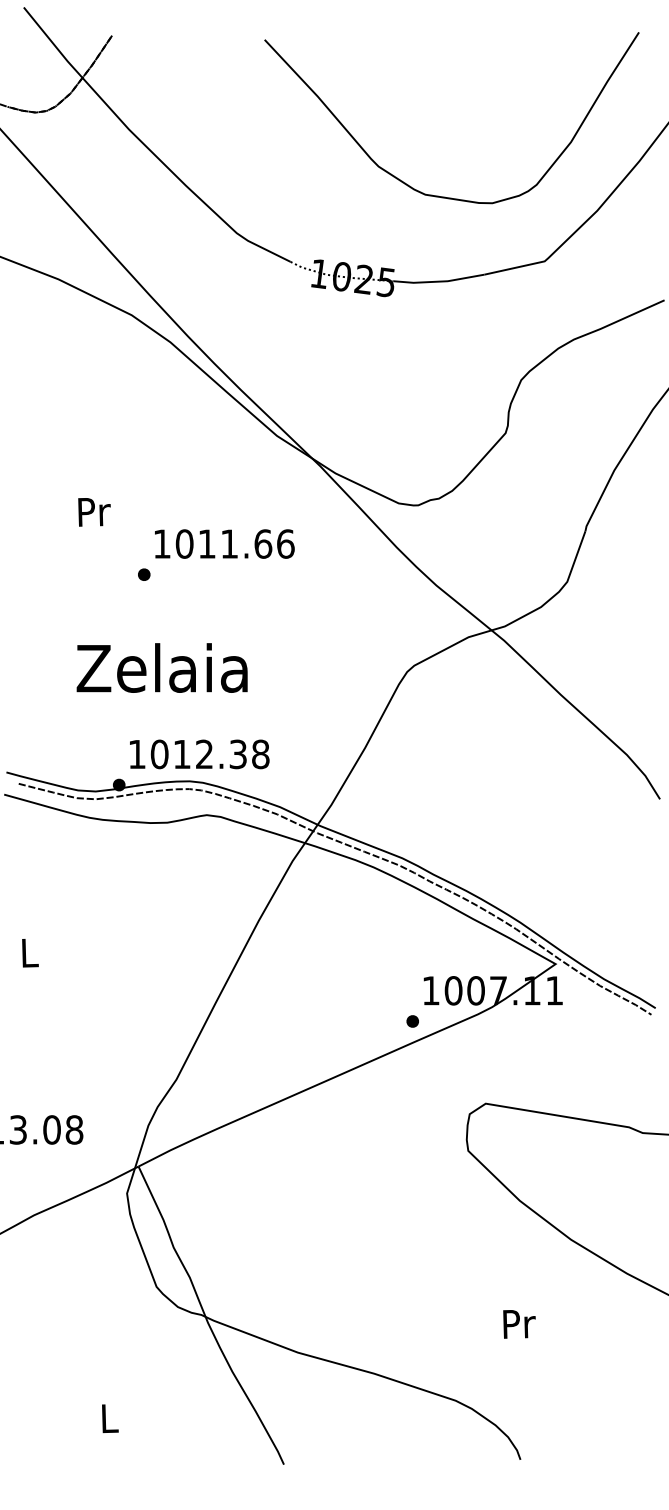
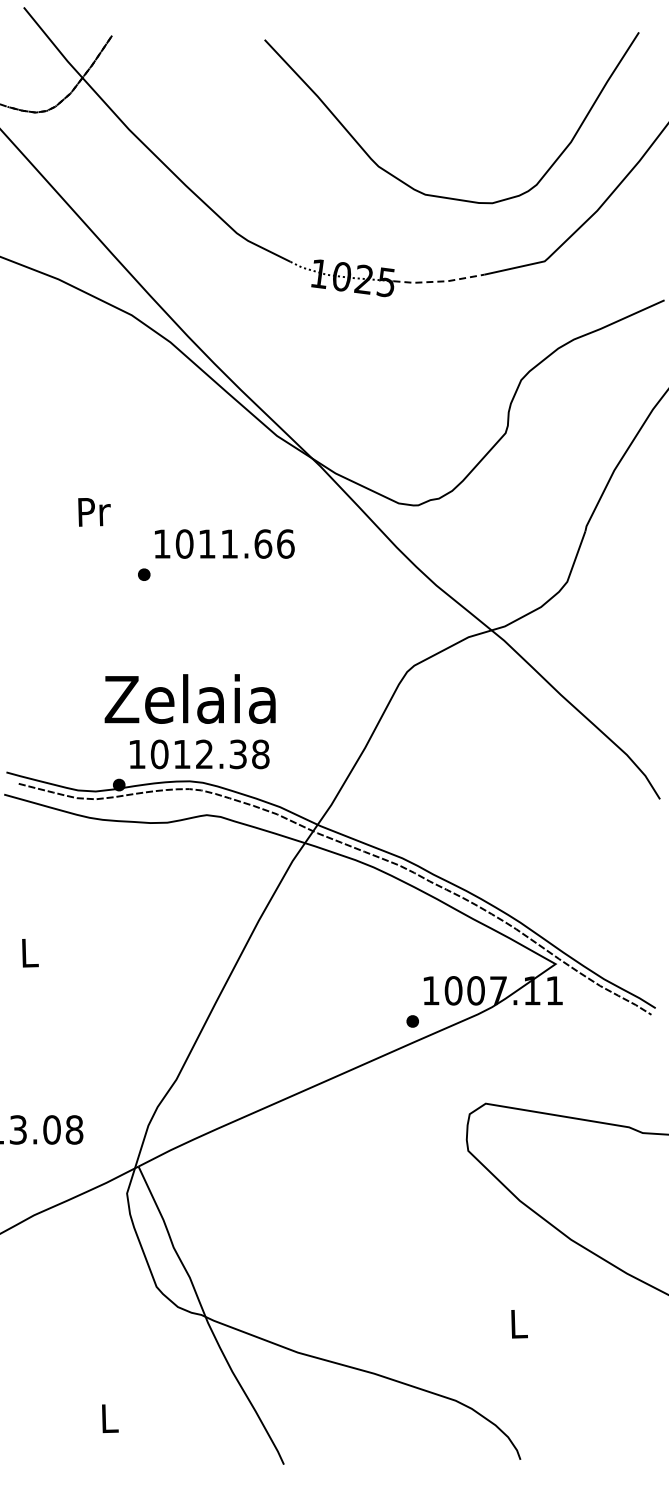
line: solid -> dashed (439, 281)
text position: (161, 667) -> (189, 698) (189, 698)
text: Pr -> L (519, 1324)
